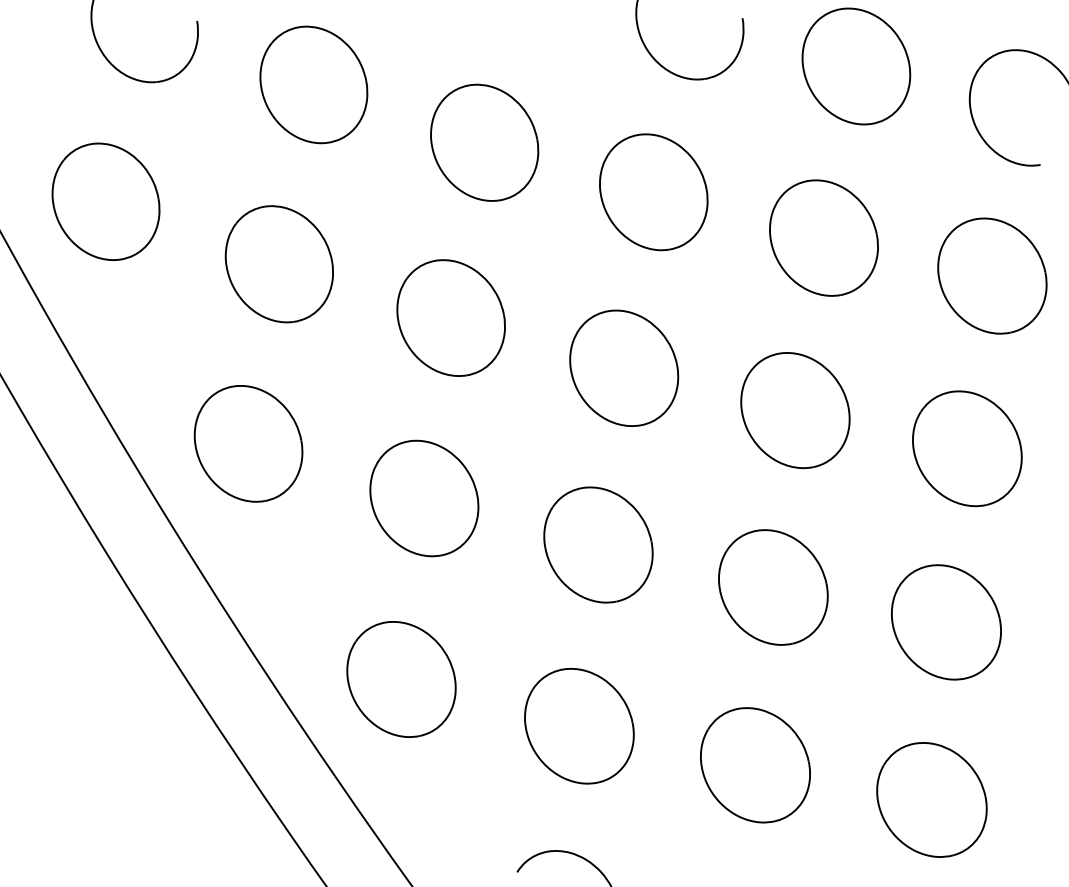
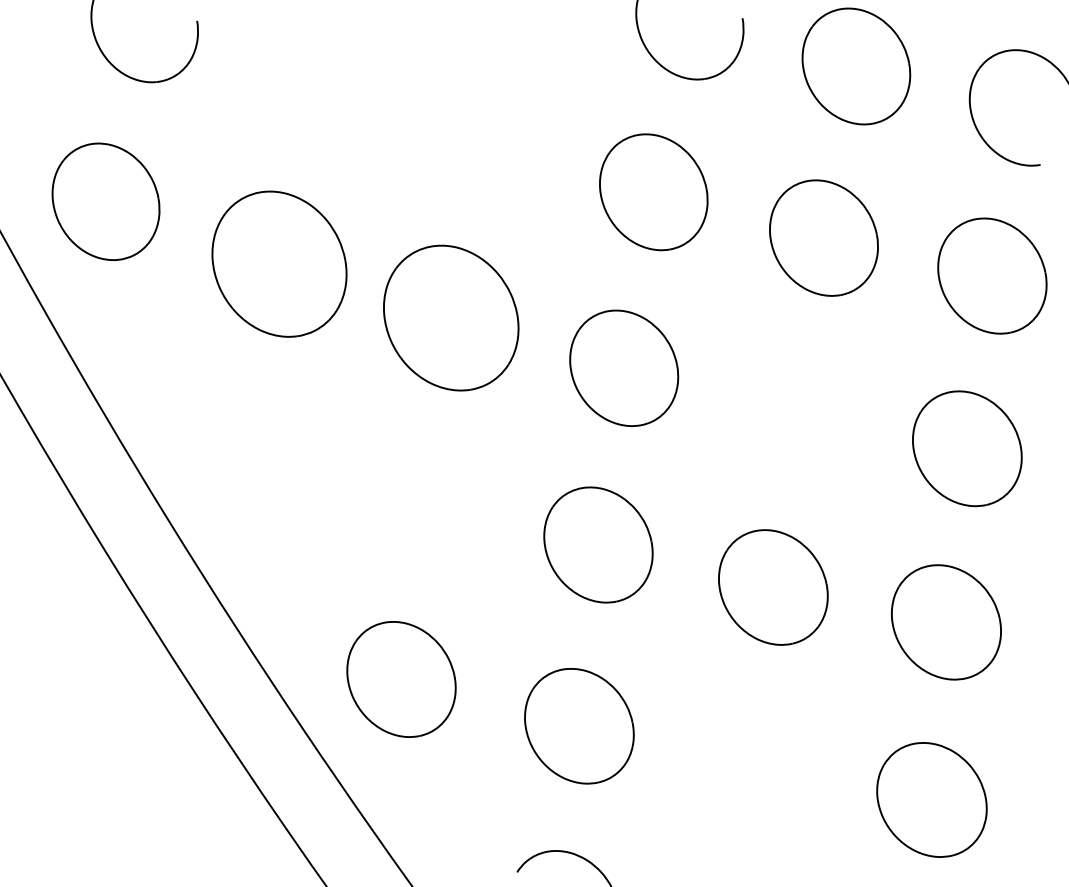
part: present -> none (313, 84)
part: present -> none (484, 142)
part size: 110x119 px -> 137x148 px (279, 263)
part size: 110x118 px -> 137x148 px (451, 317)
part: present -> none (795, 410)
part: present -> none (248, 443)
part: present -> none (424, 498)
part: present -> none (755, 765)
